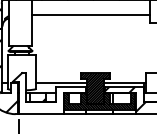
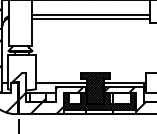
line: none -> present (90, 19)
hatch: none -> present (51, 100)
